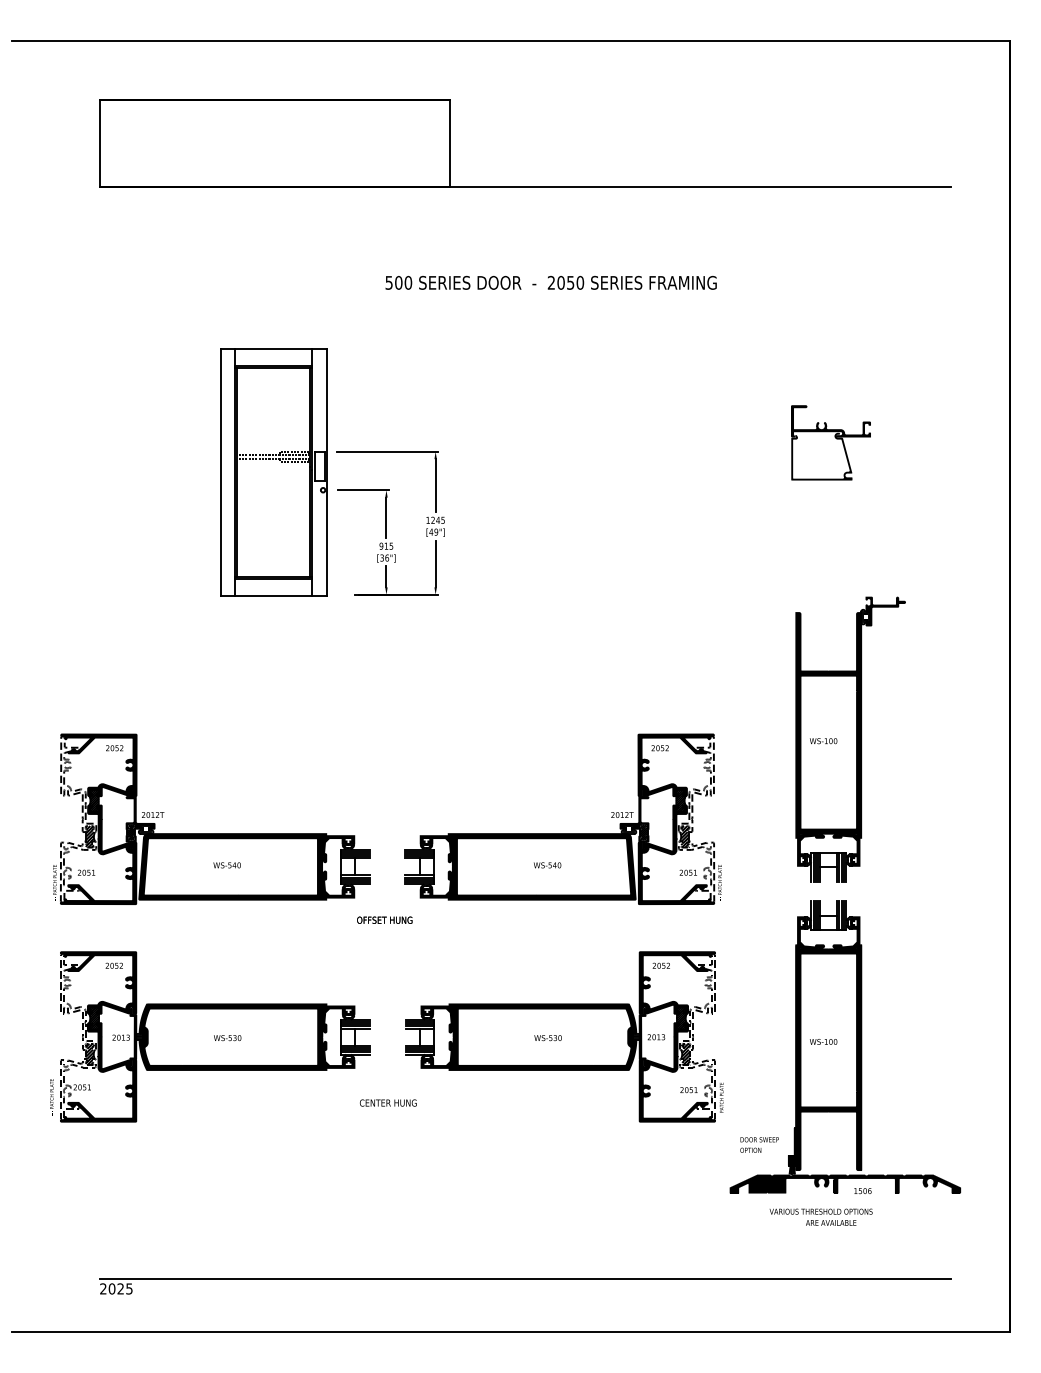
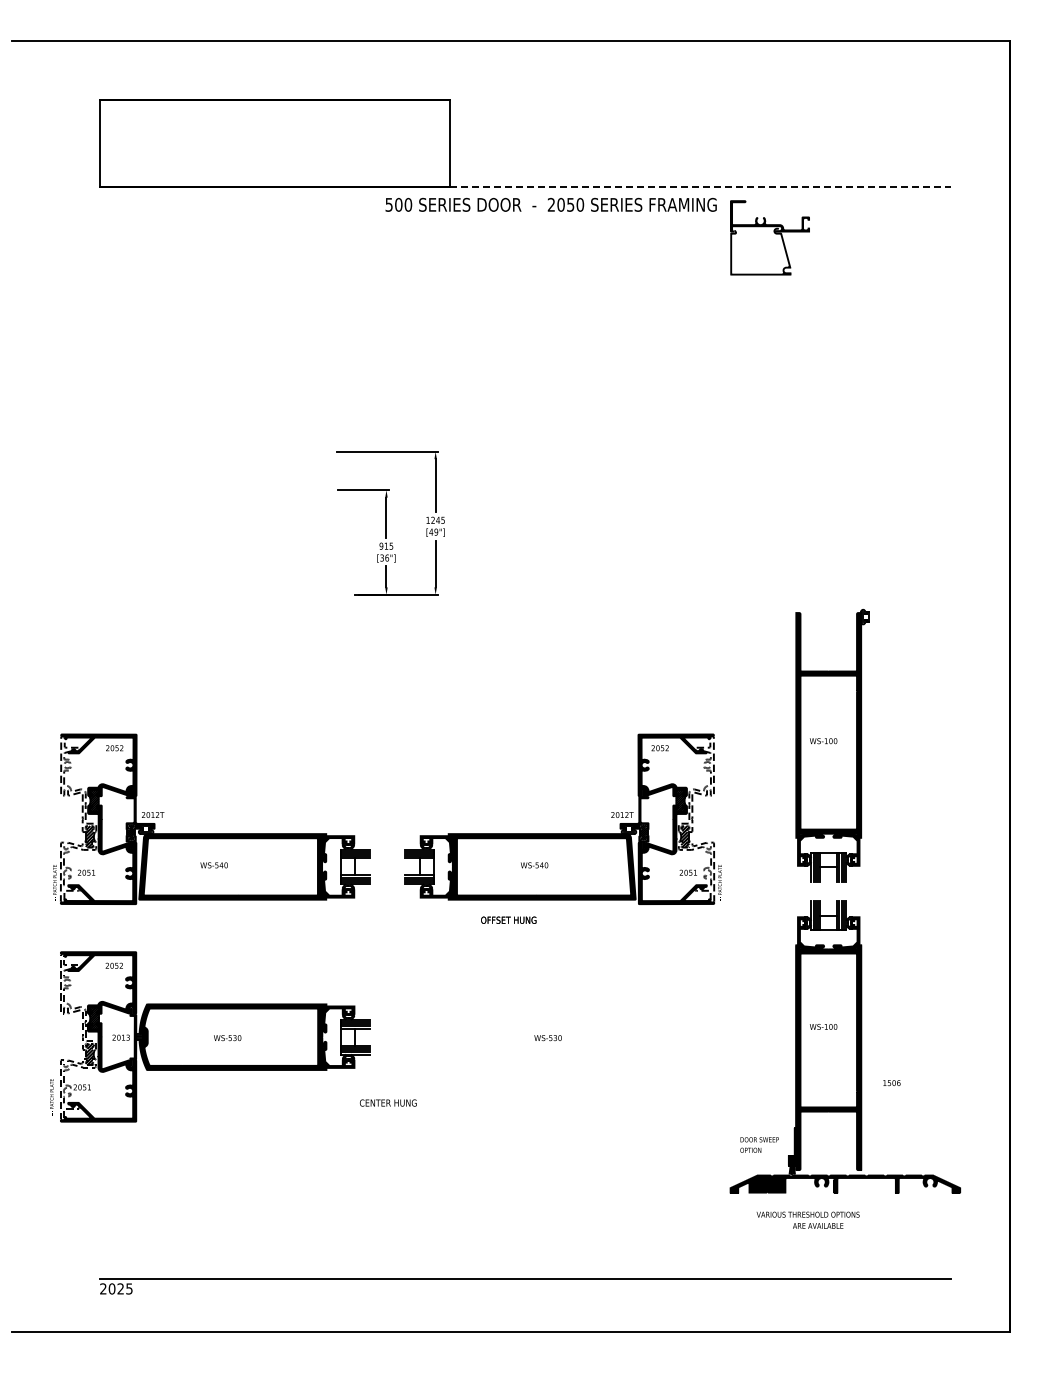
line: solid -> dashed (700, 187)
text position: (550, 282) -> (550, 204) (550, 204)
part position: (830, 442) -> (769, 237) (769, 237)
part: present -> none (273, 472)
fill: present -> none (885, 611)
text position: (226, 865) -> (213, 865) (213, 865)
text position: (547, 865) -> (534, 865) (534, 865)
text position: (384, 919) -> (508, 919) (508, 919)
part: present -> none (564, 1036)
text position: (823, 1041) -> (823, 1026) (823, 1026)
text position: (862, 1191) -> (891, 1083) (891, 1083)
text position: (820, 1216) -> (807, 1219) (807, 1219)
